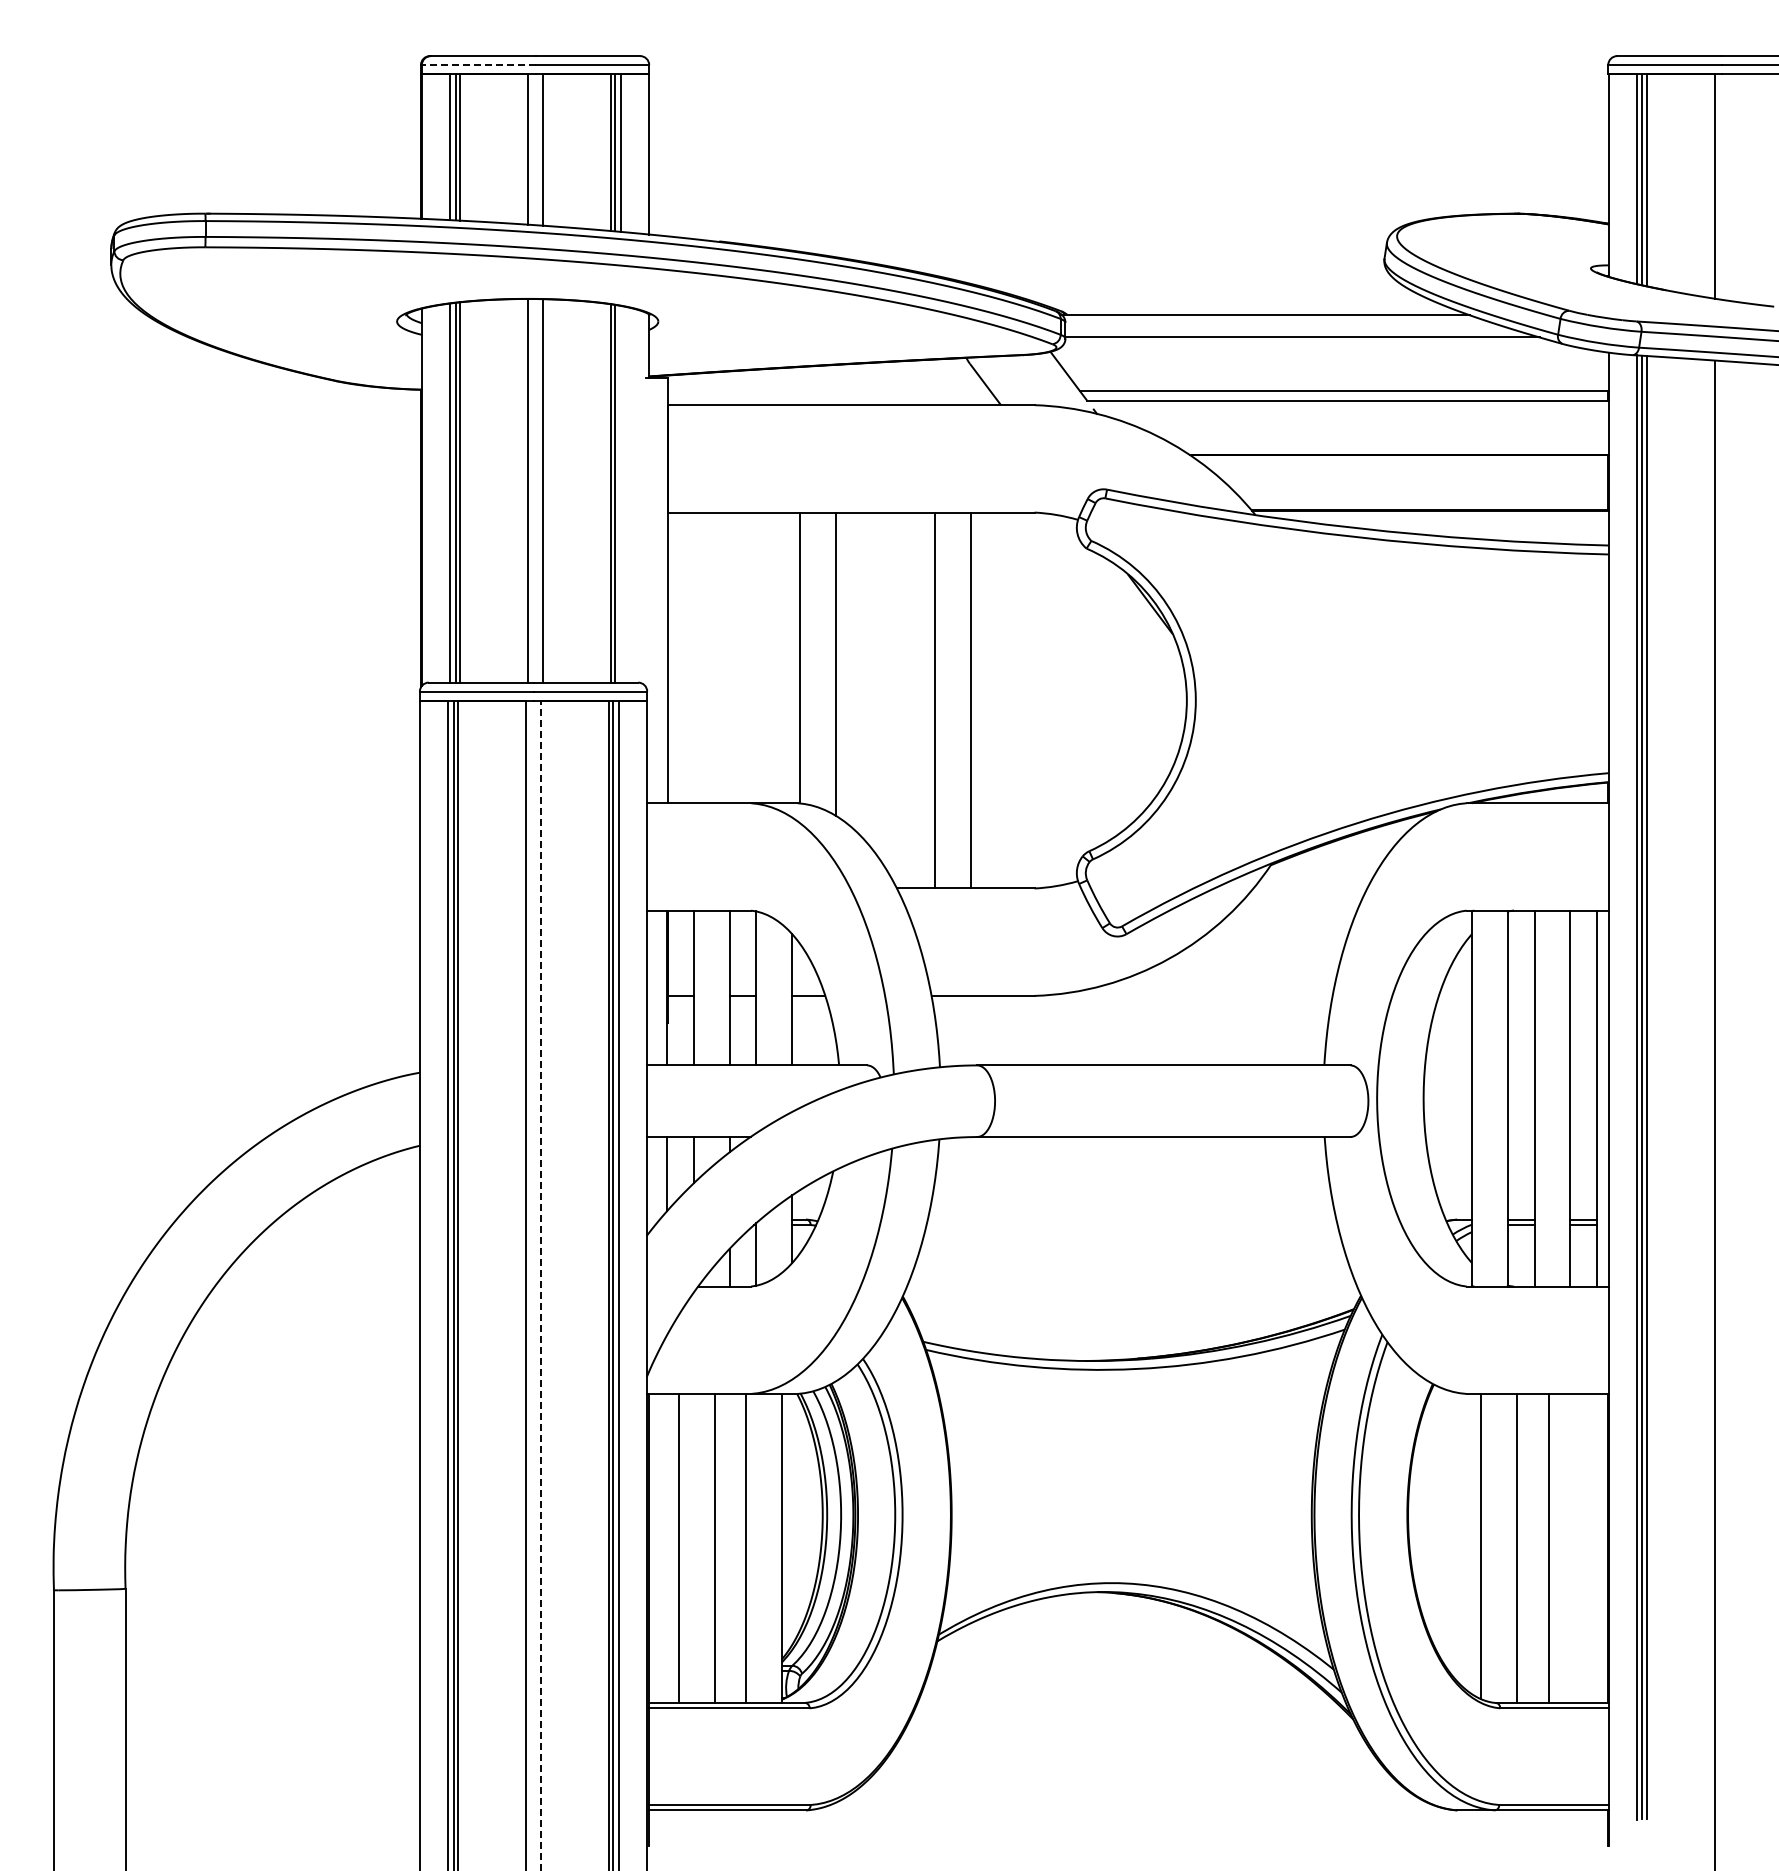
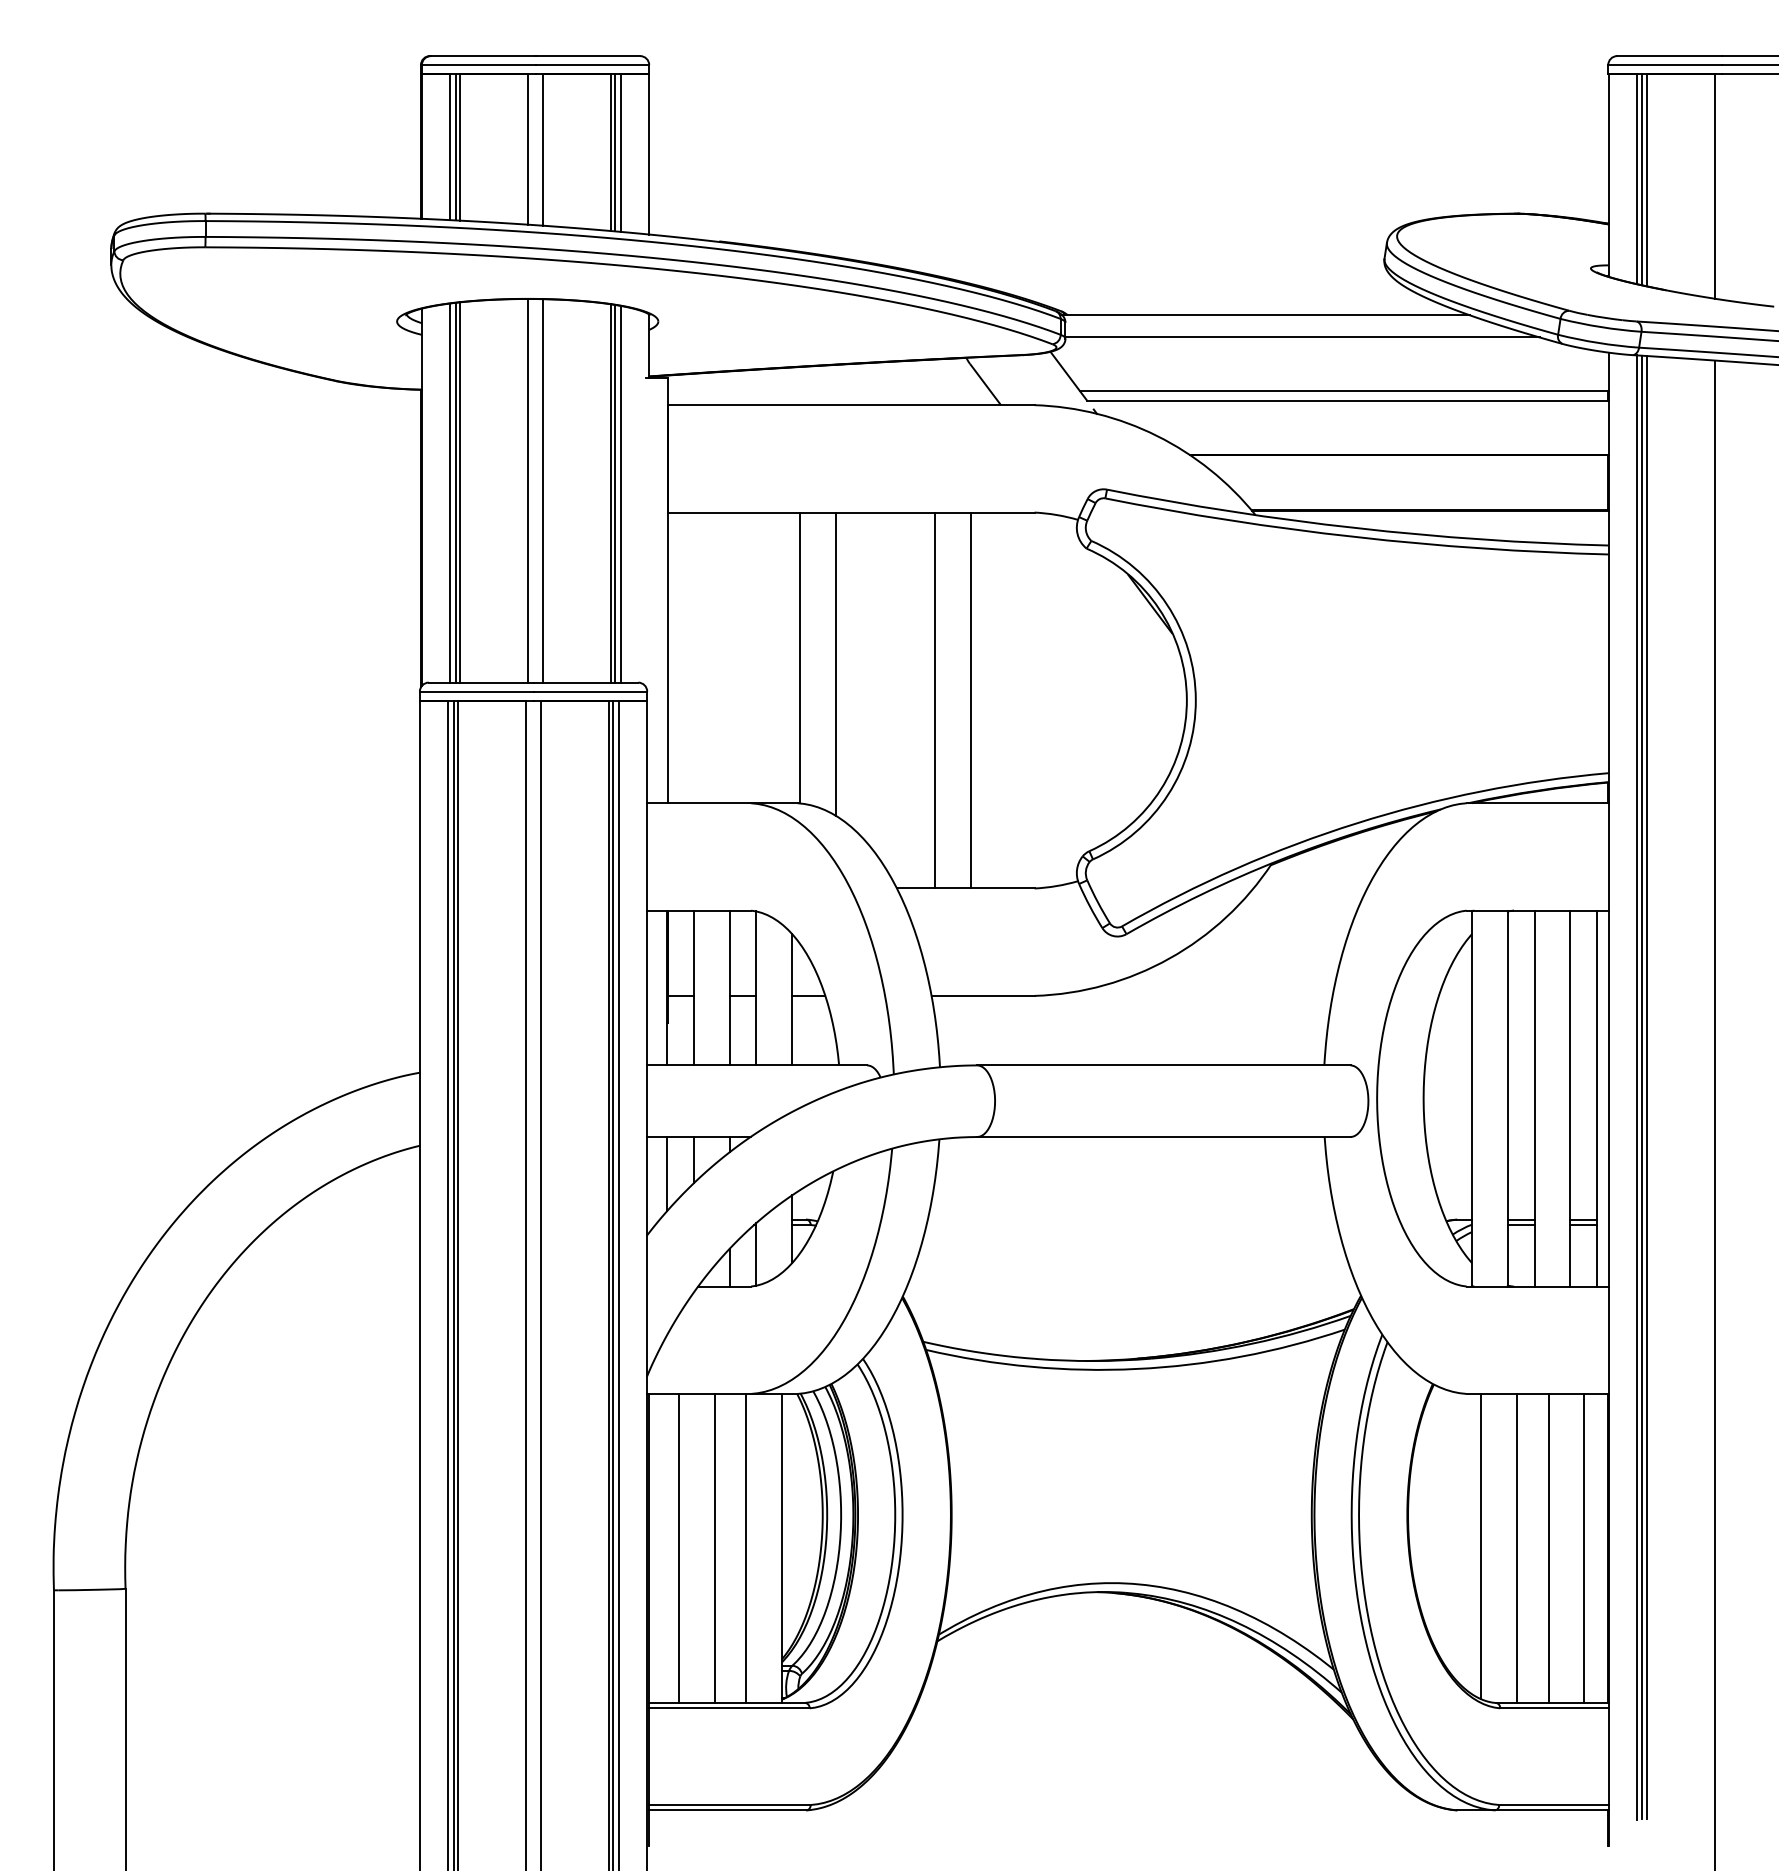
line: dashed -> solid (478, 65)
line: none -> present (620, 493)
line: dashed -> solid (540, 1285)
line: none -> present (1584, 1547)
